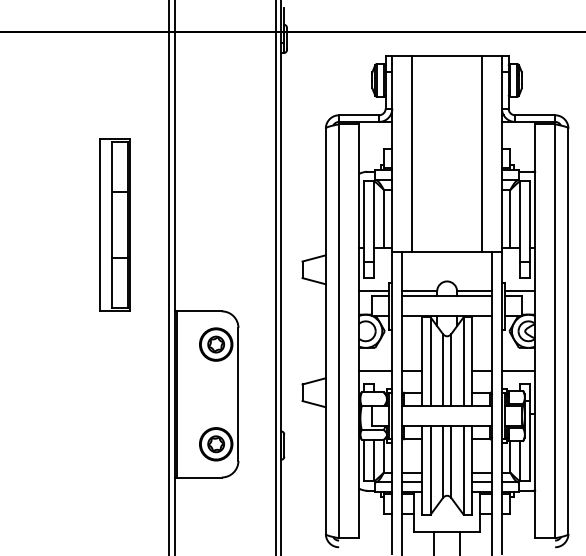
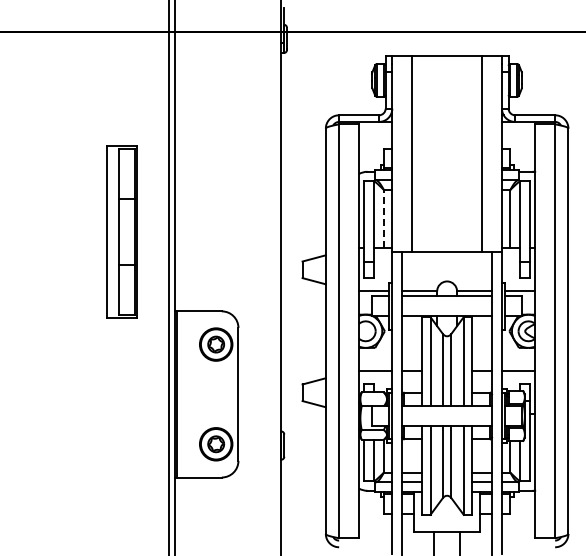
line: solid -> dashed (384, 218)
part position: (114, 224) -> (121, 231) (121, 231)
line: present -> none (275, 277)
